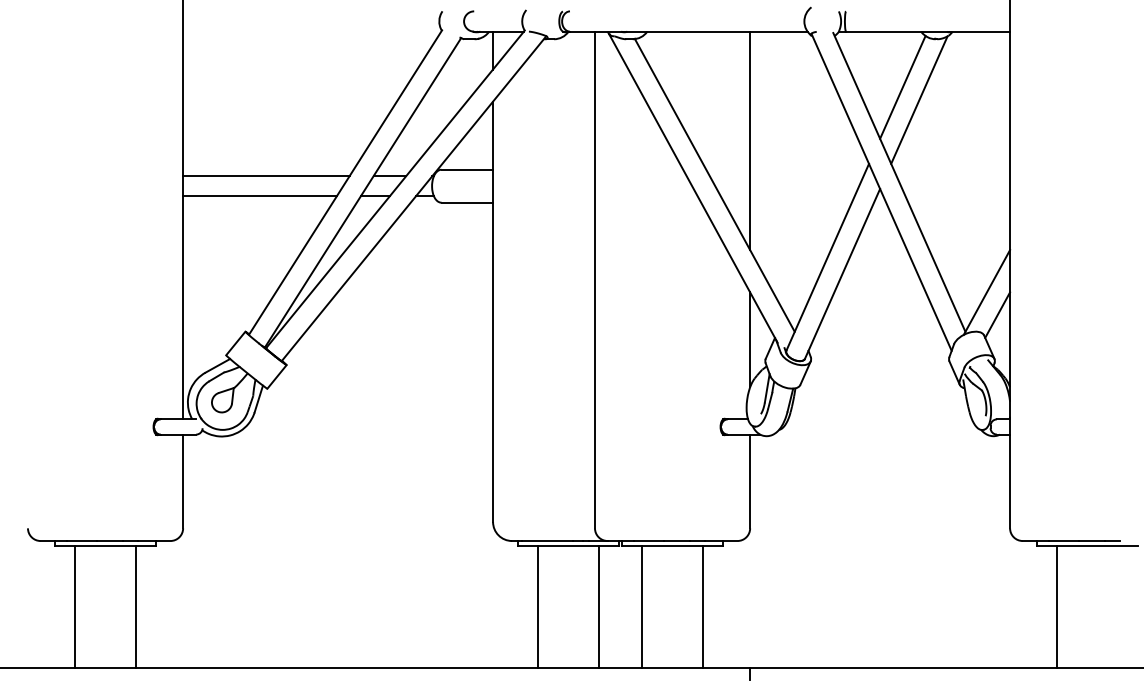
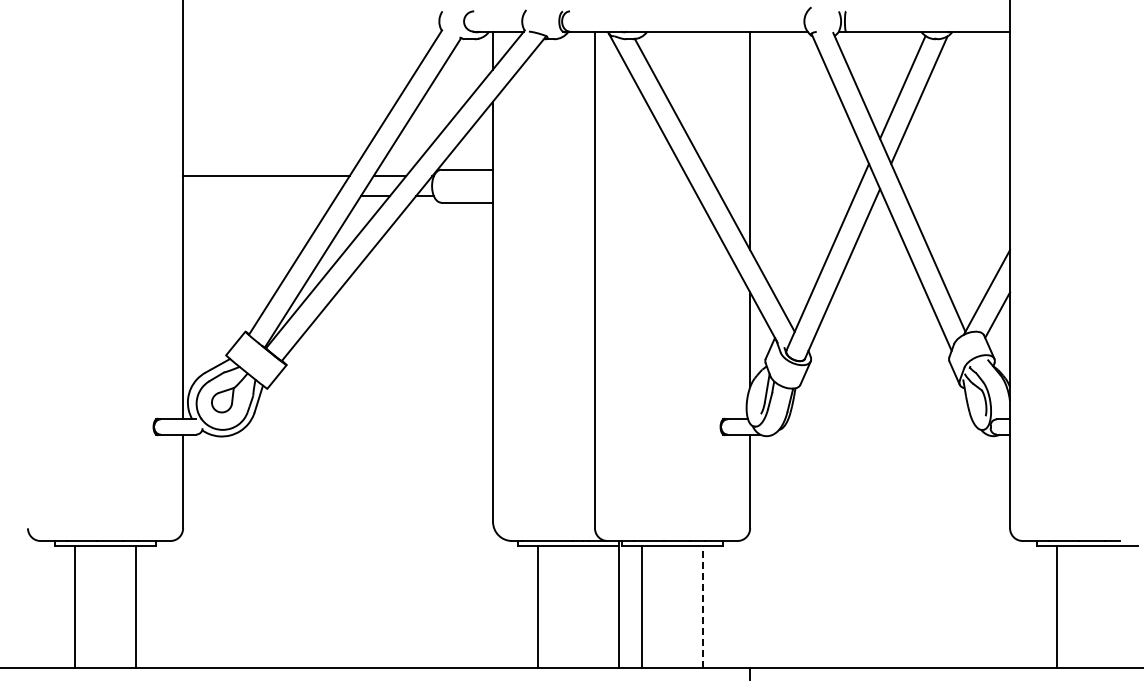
line: present -> none (259, 196)
line position: (598, 606) -> (618, 606) (618, 606)
line: solid -> dashed (703, 606)
